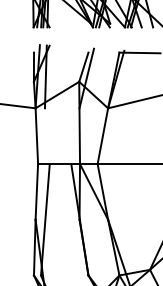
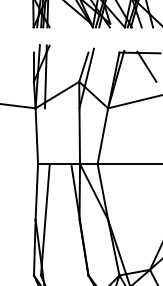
line: none -> present (146, 66)
